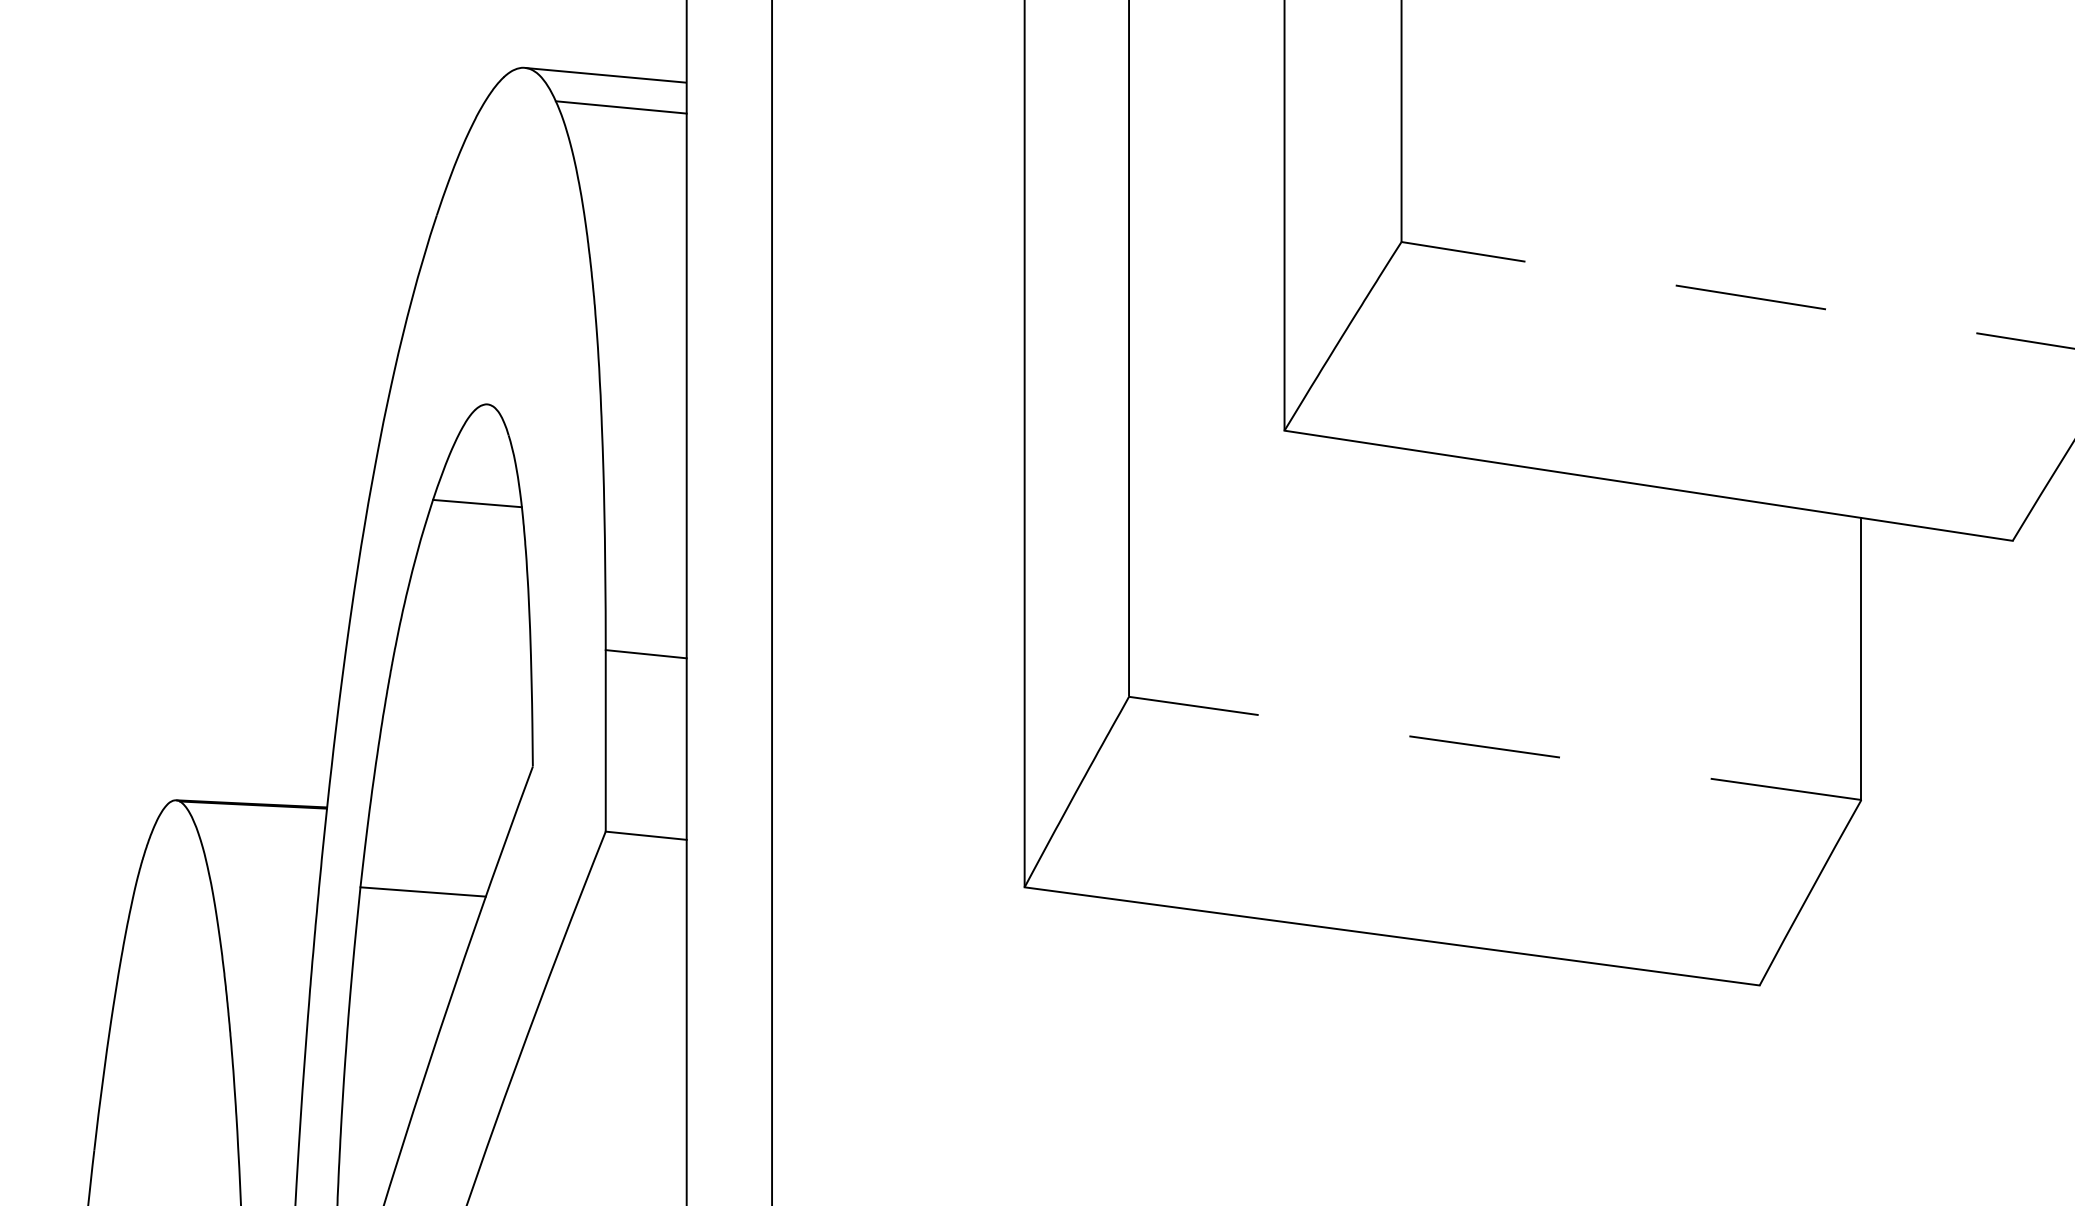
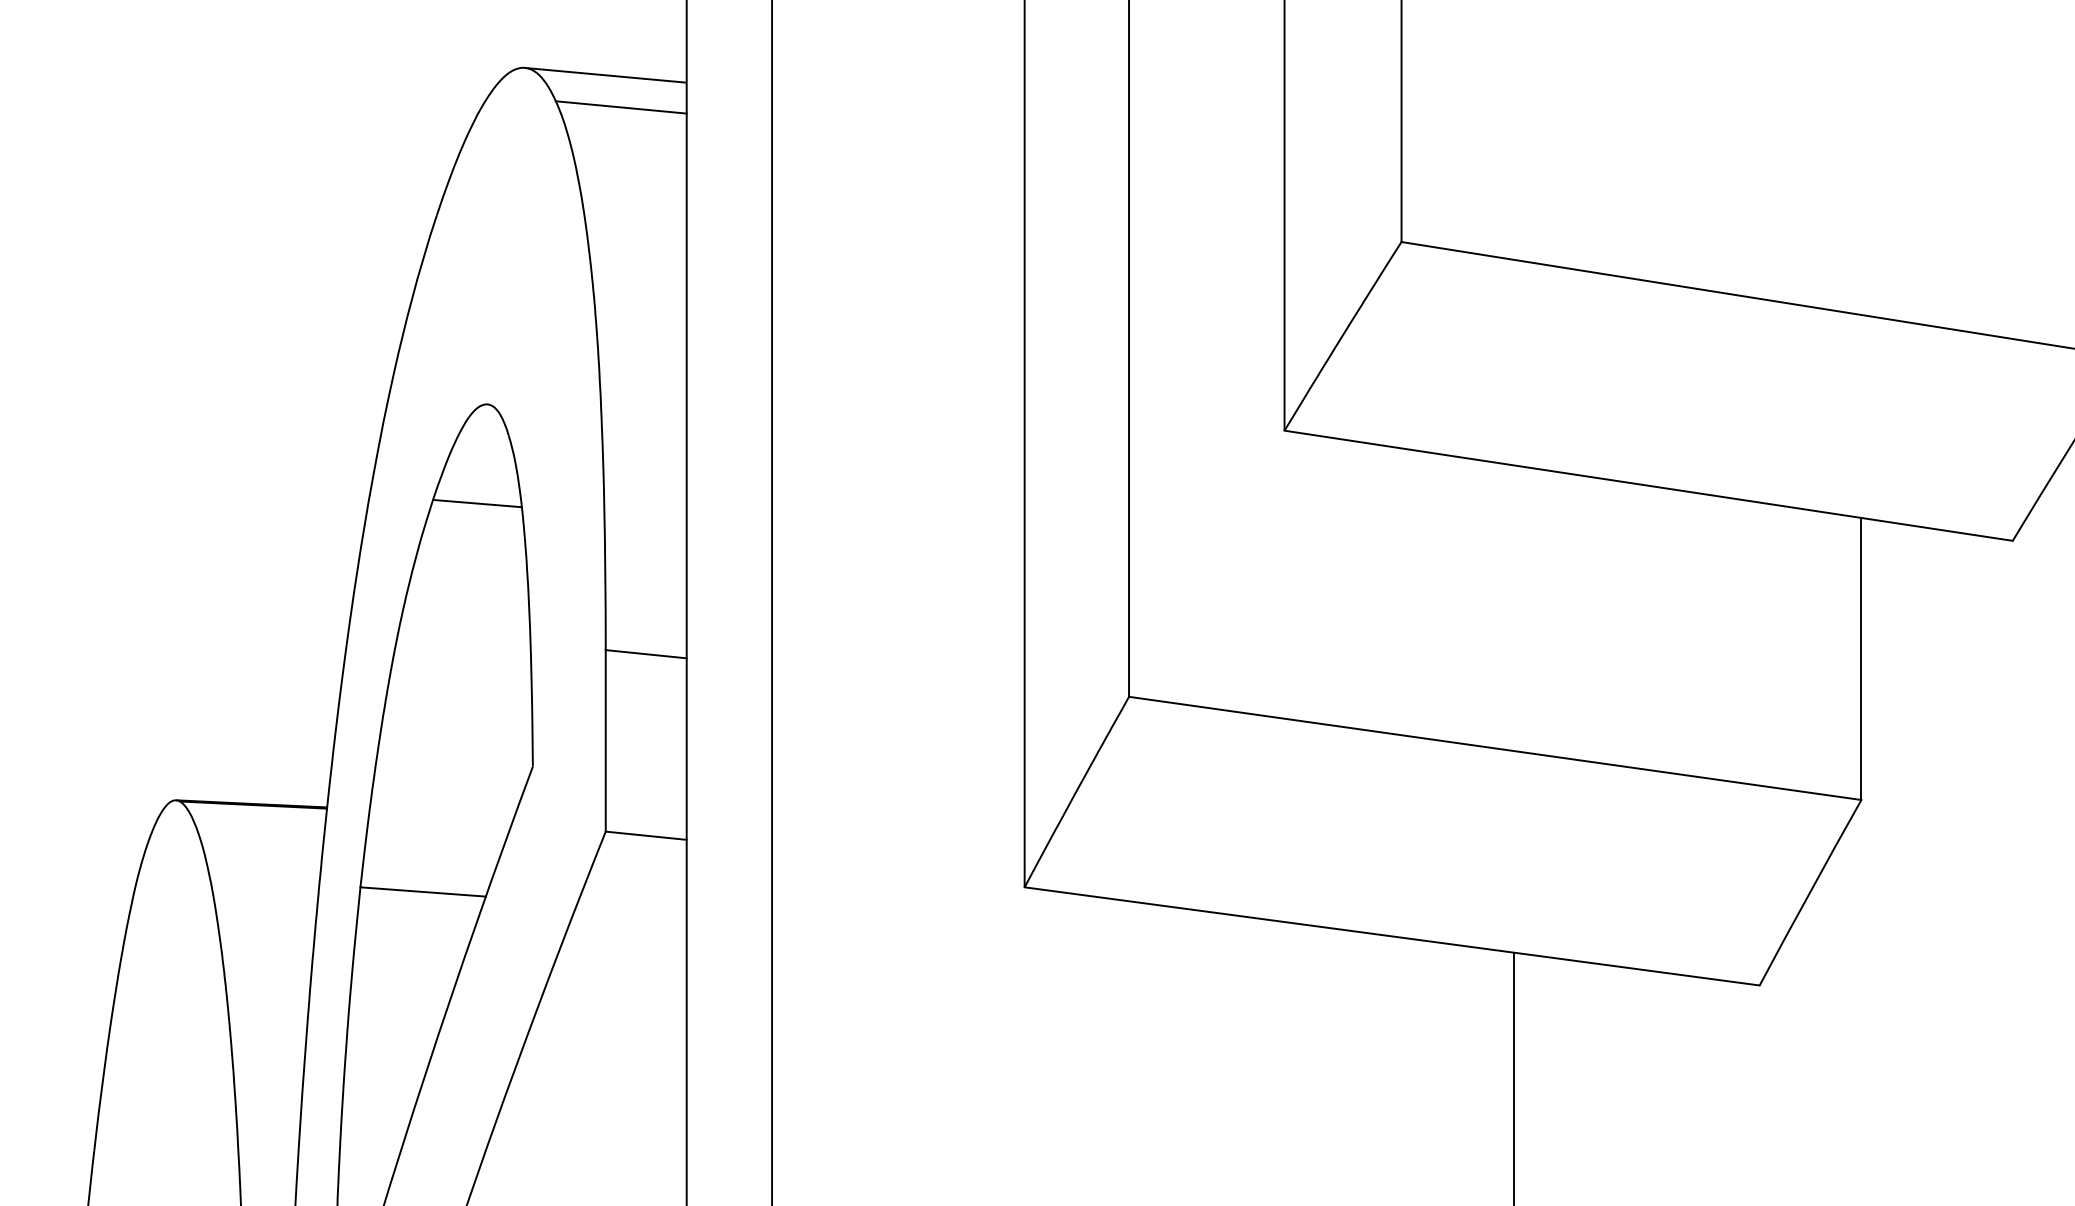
line: dashed -> solid (1737, 295)
line: dashed -> solid (1495, 748)
line: none -> present (1513, 1077)
